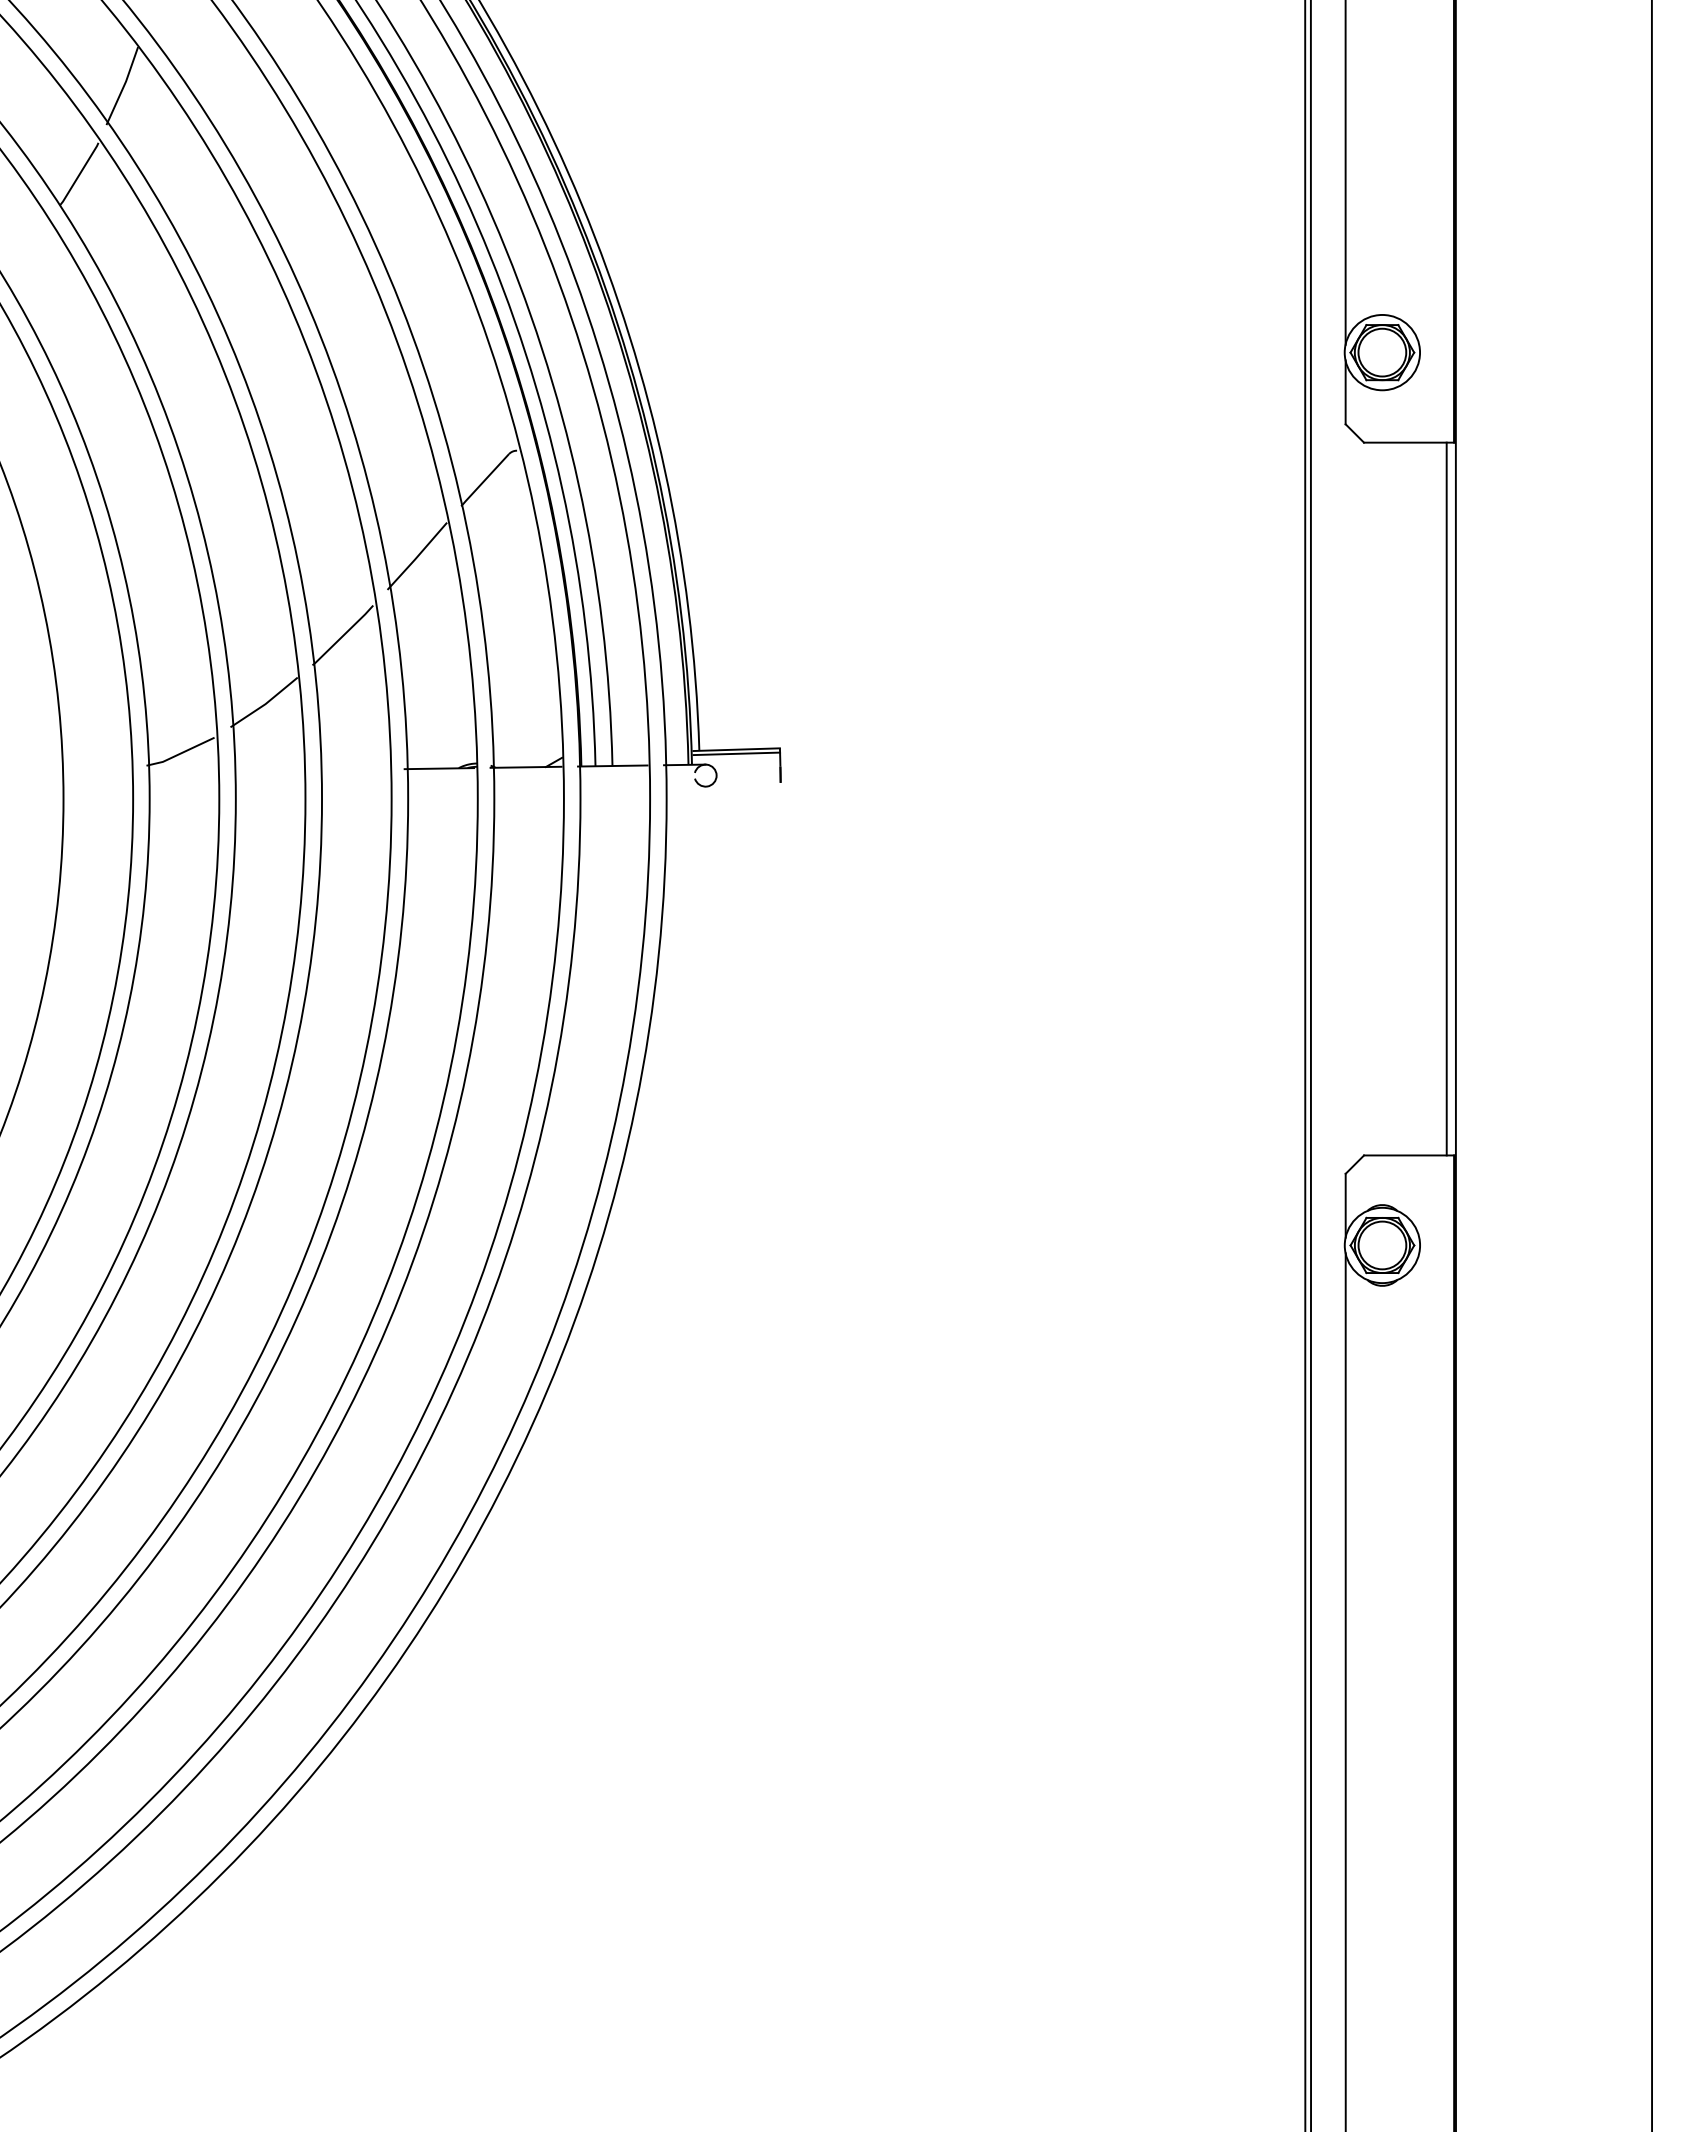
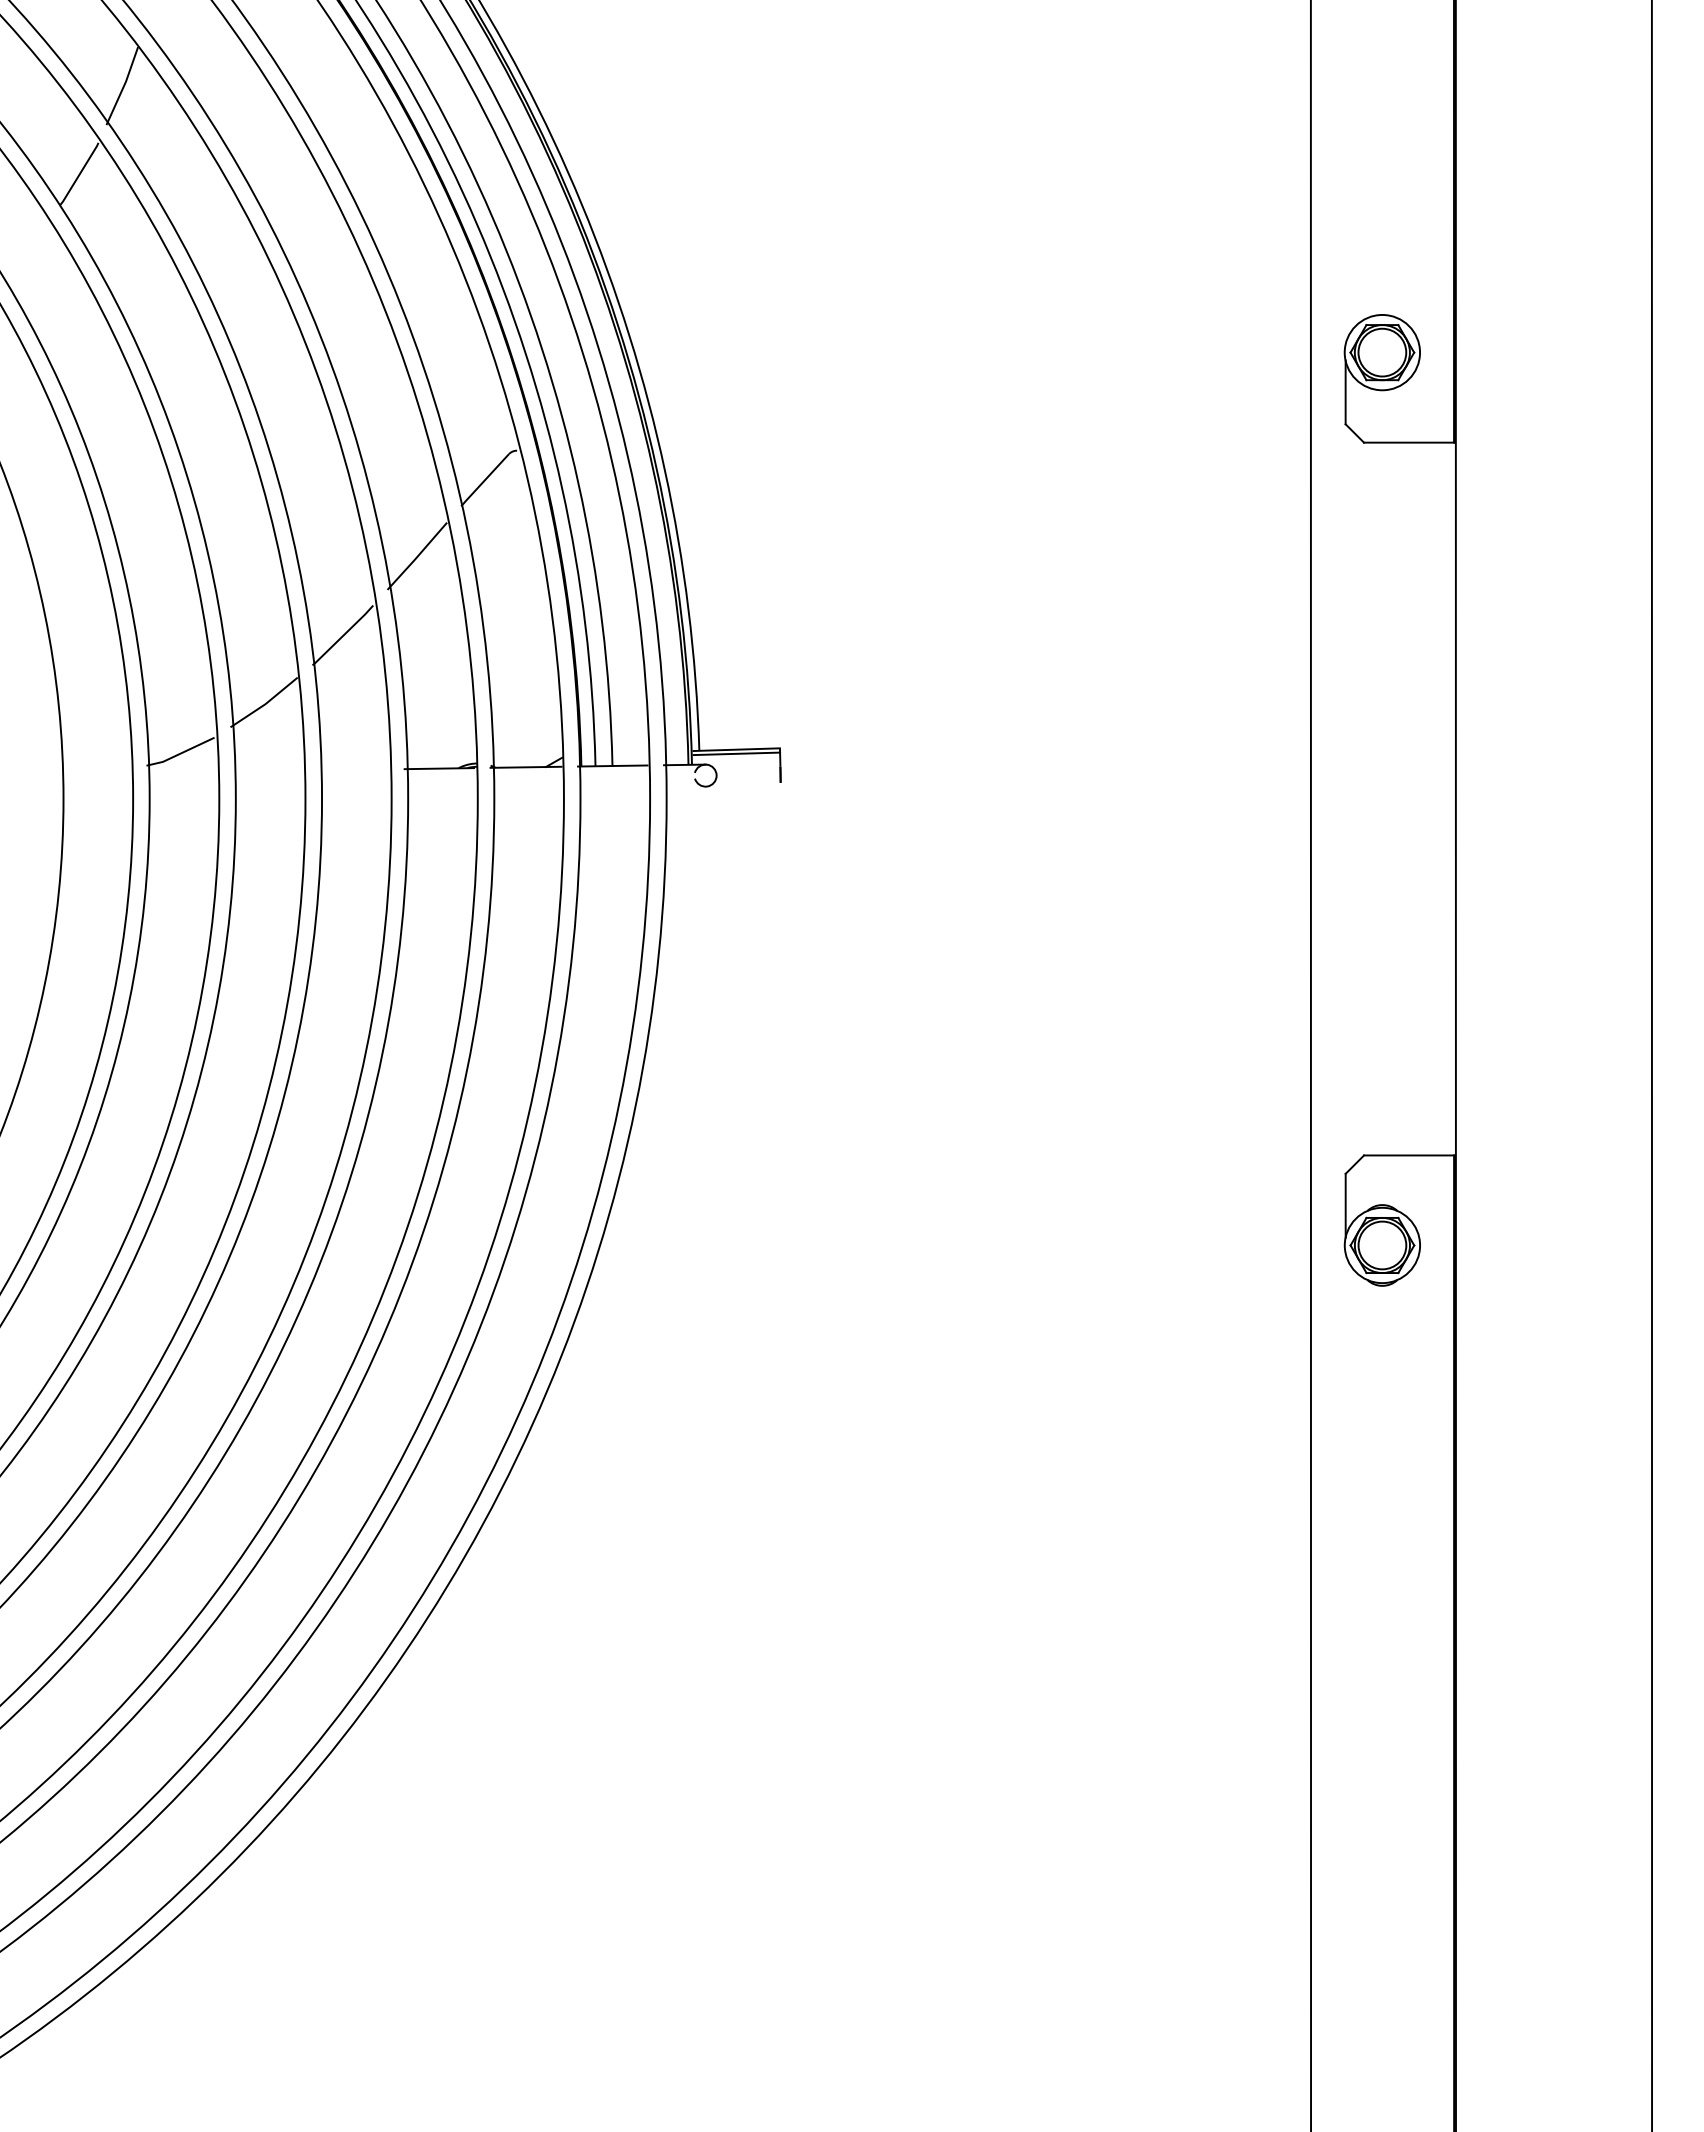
line: present -> none (1345, 173)
line: present -> none (1446, 798)
line: present -> none (1305, 1065)
line: present -> none (1345, 1690)
